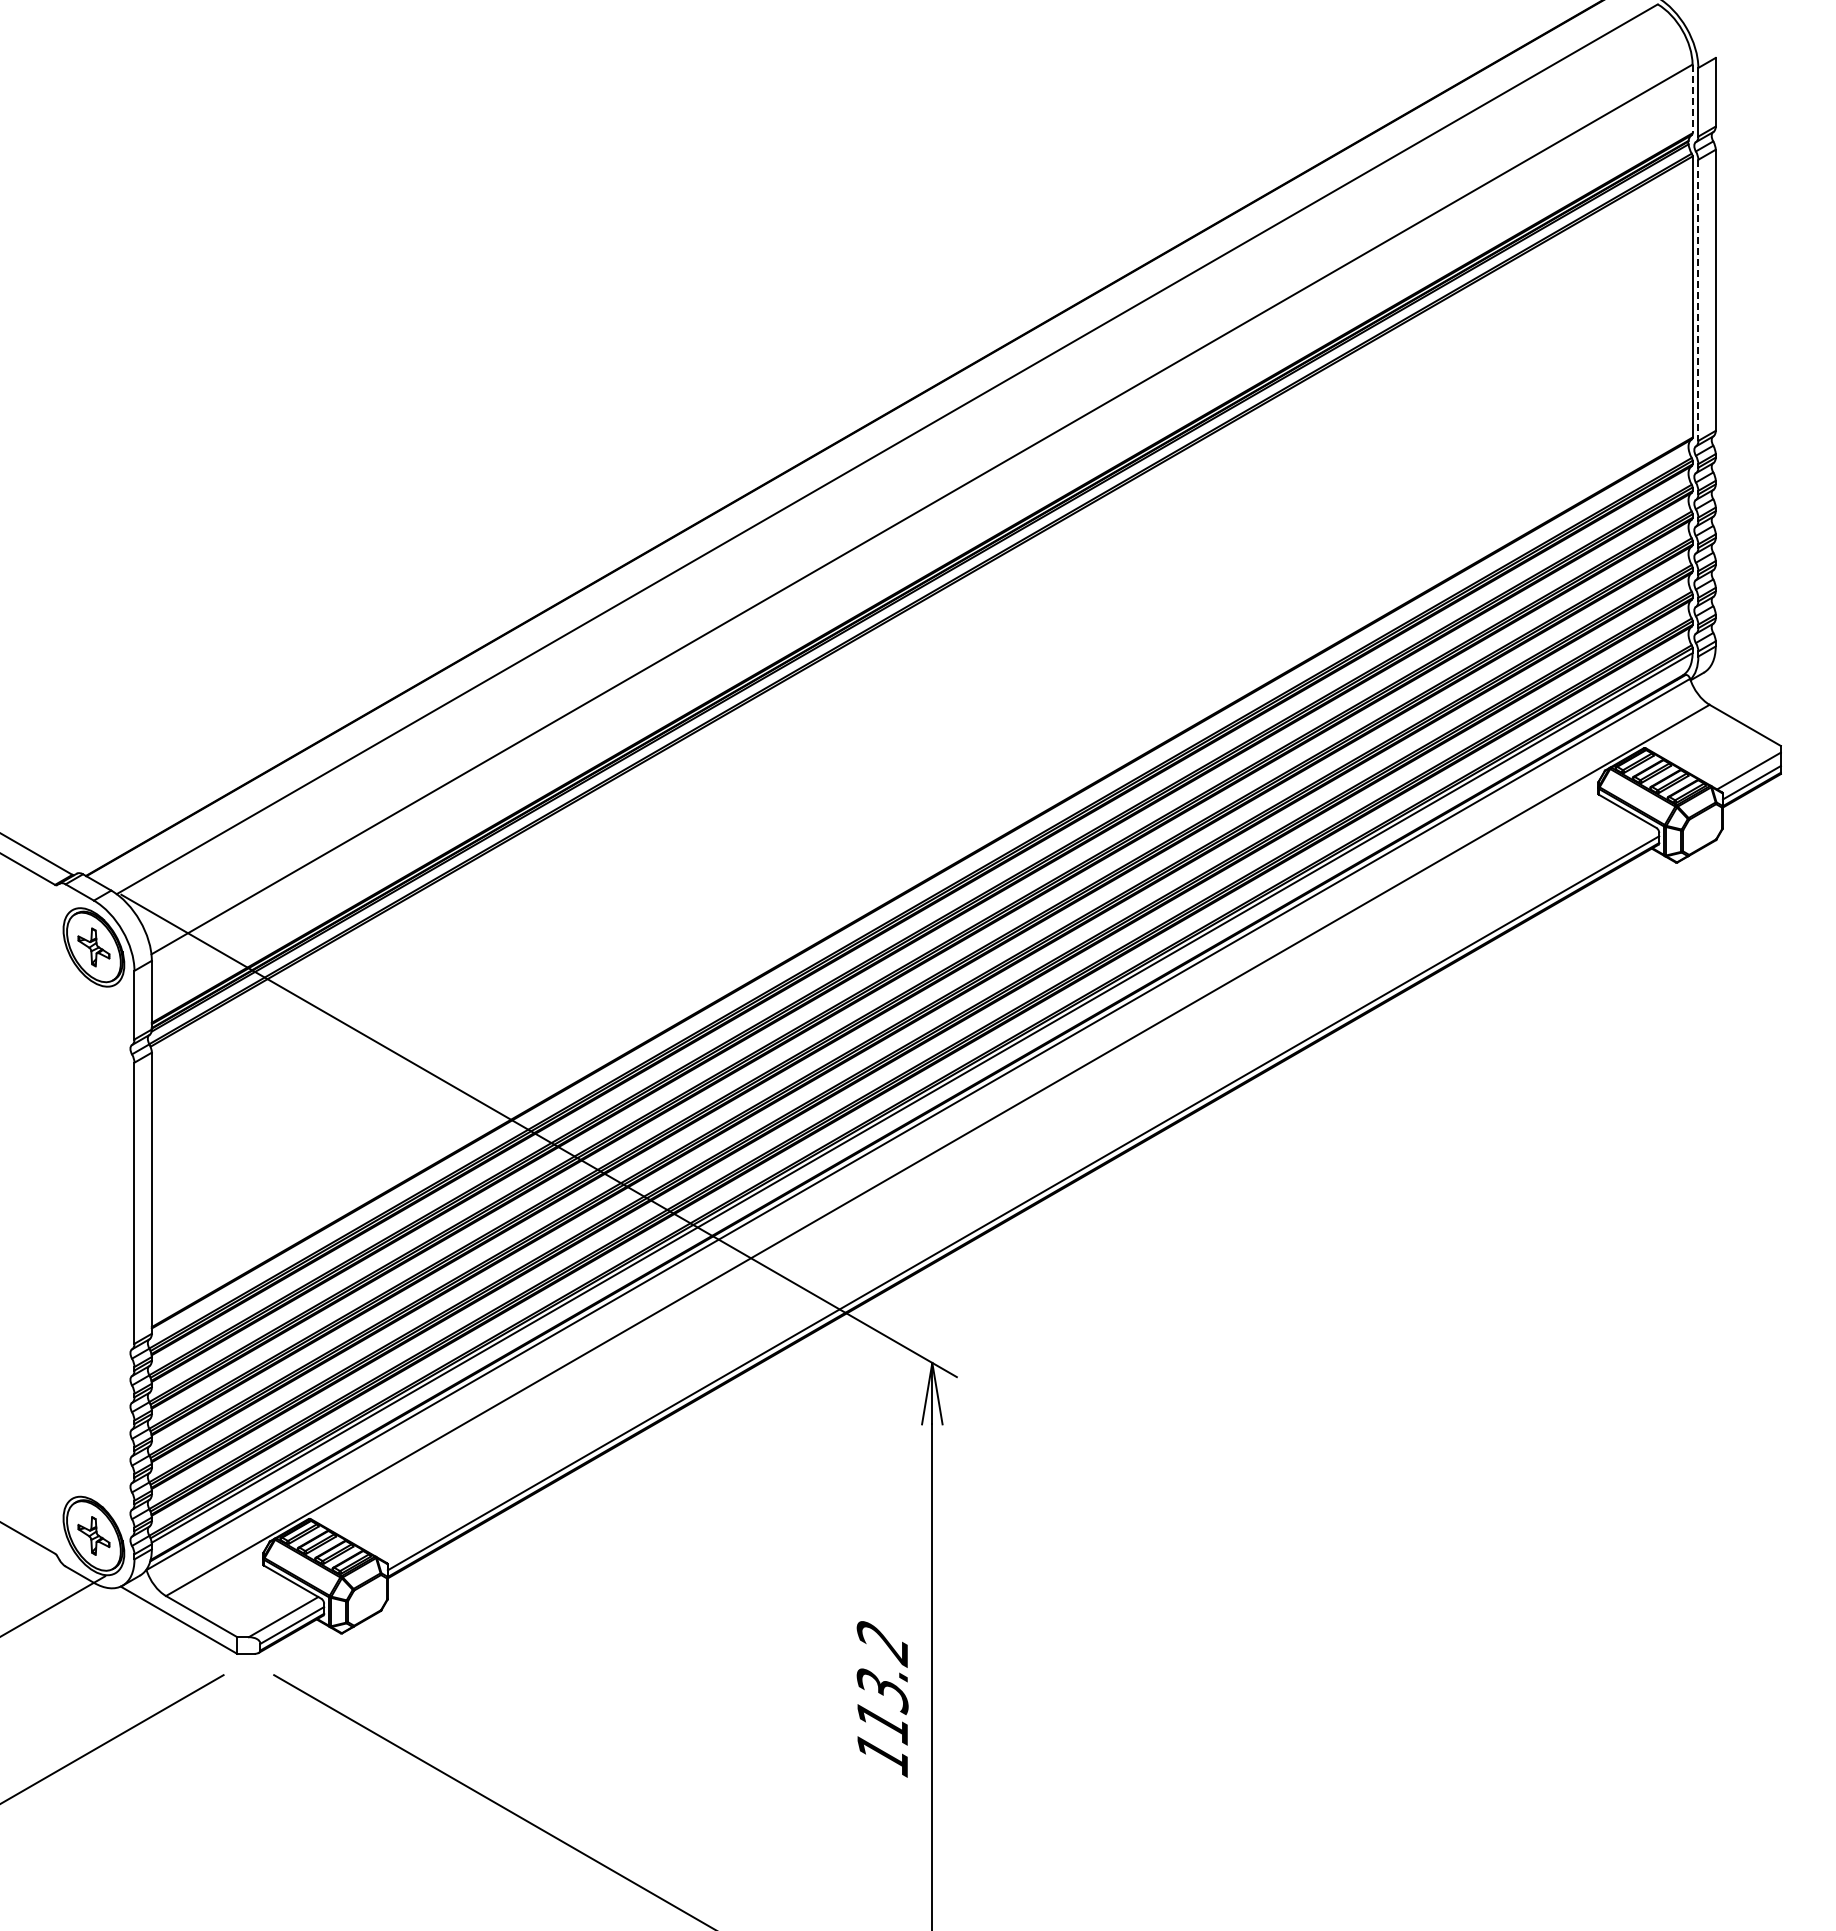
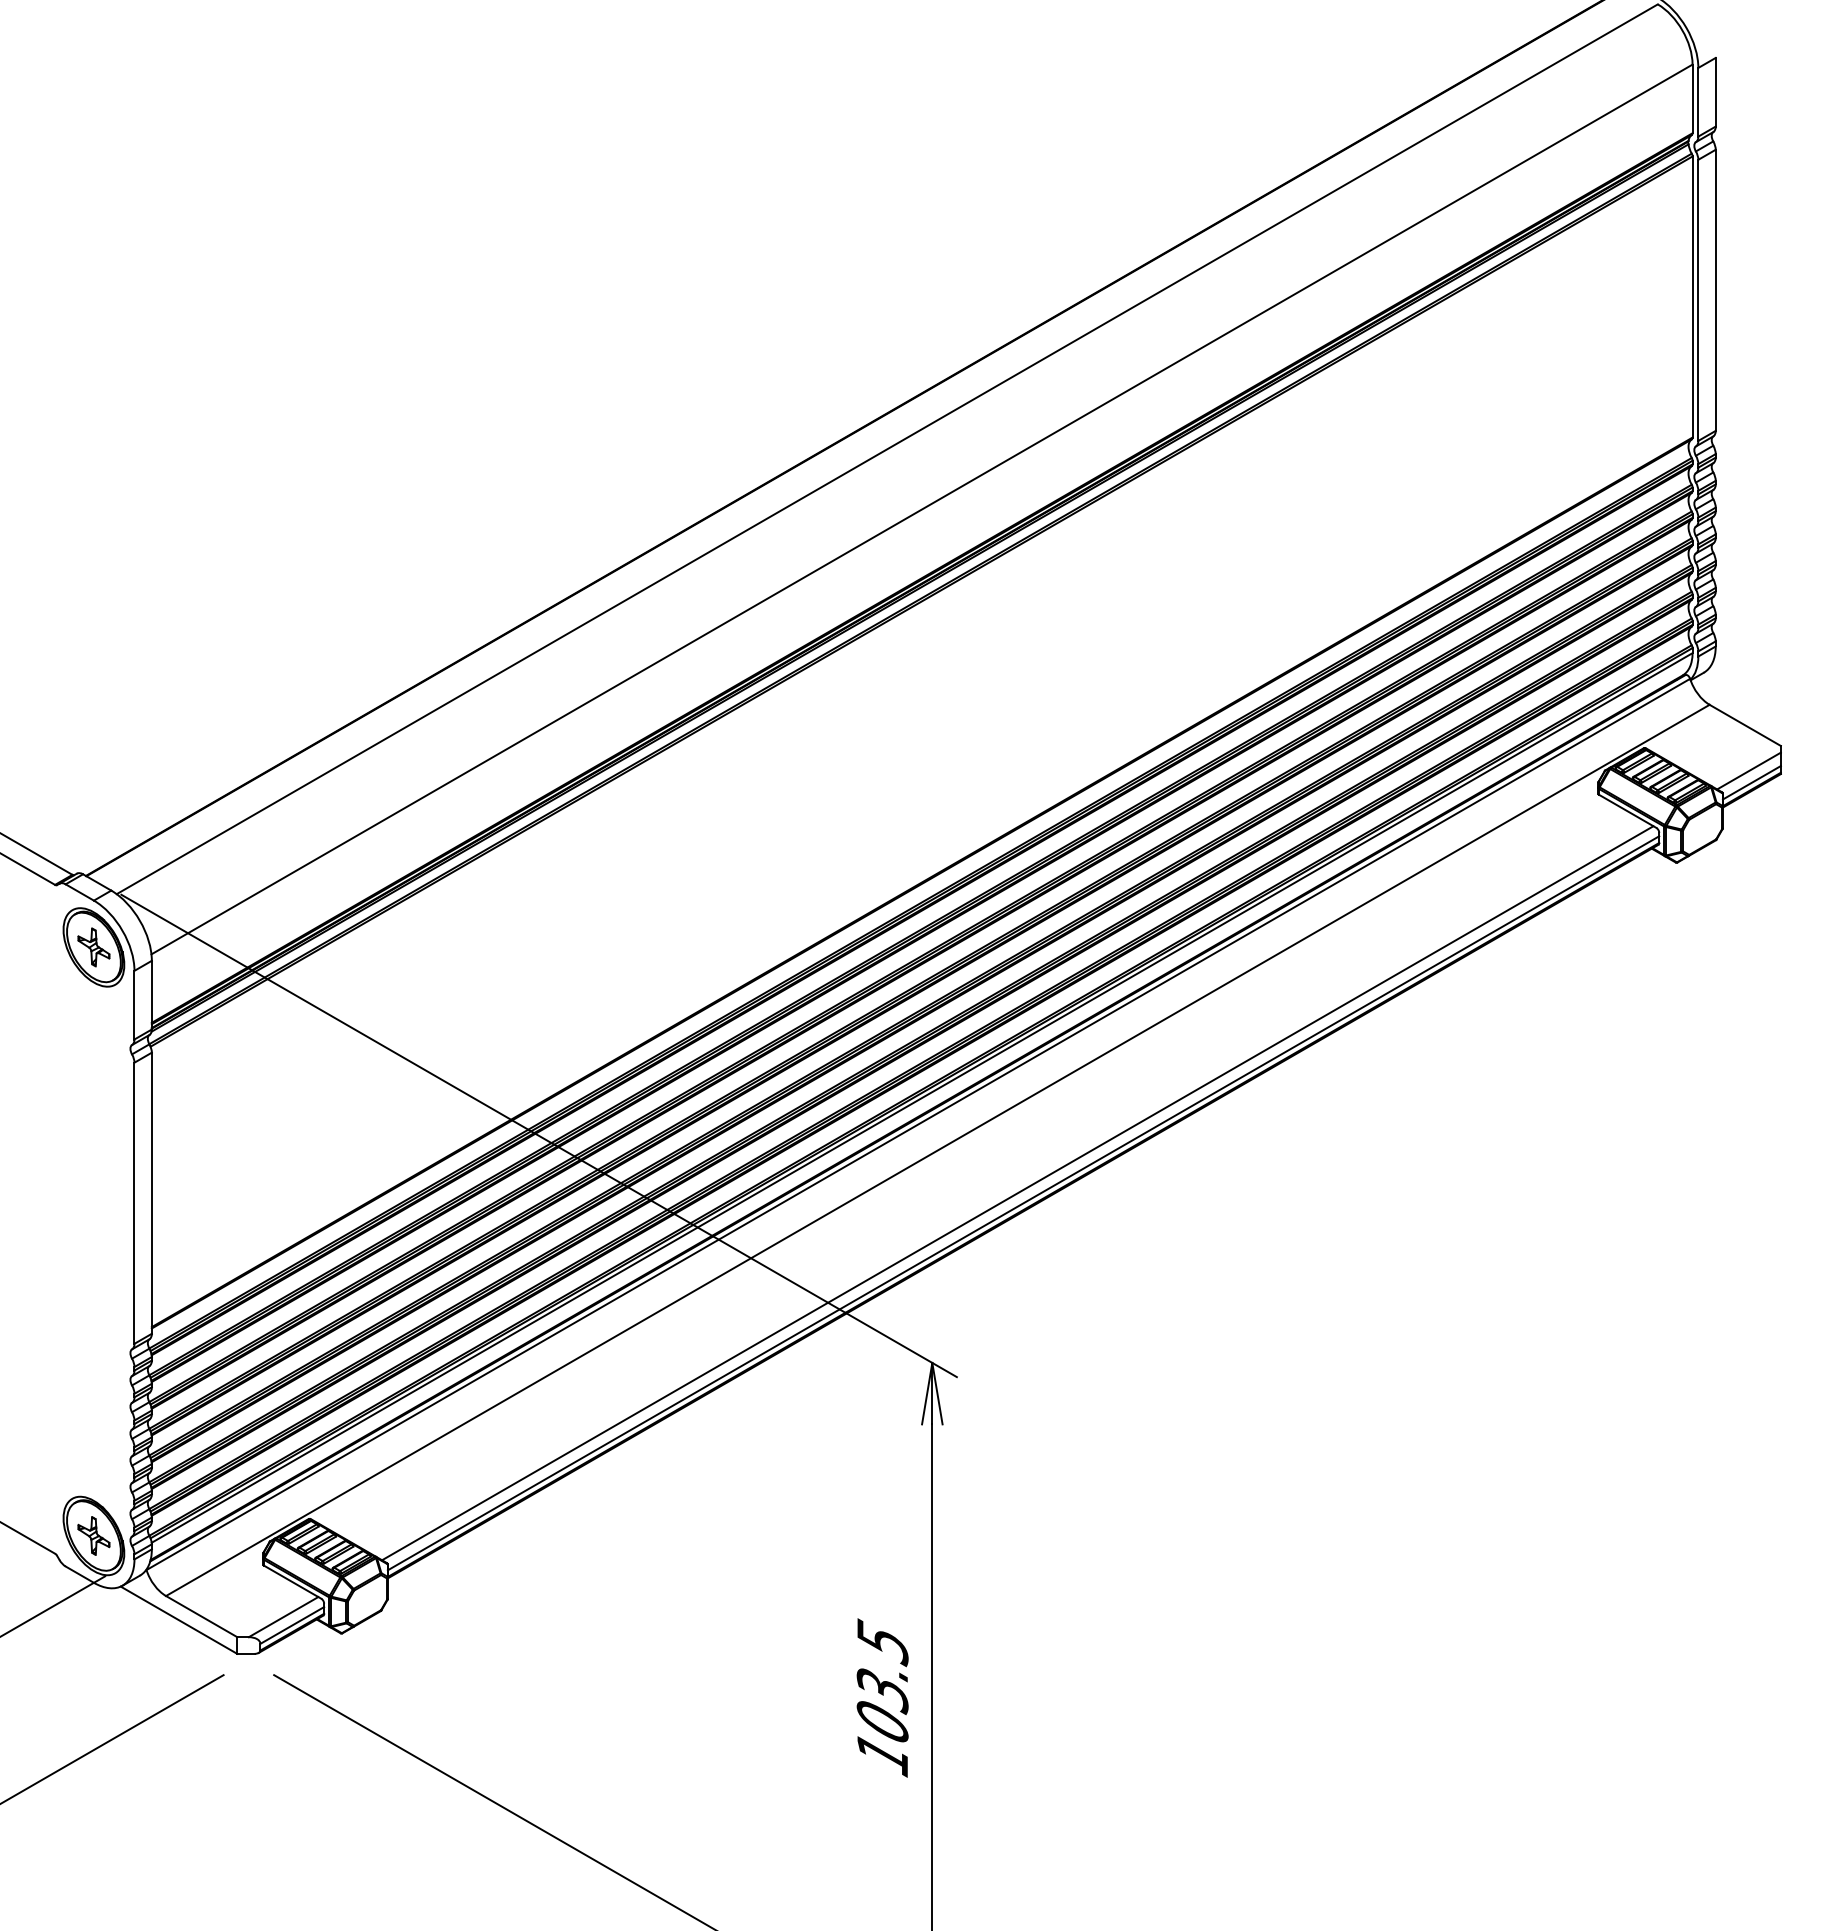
line: dashed -> solid (1692, 99)
line: dashed -> solid (1698, 300)
line: none -> present (1017, 1193)
text: 113.2 -> 103.5 (882, 1681)
